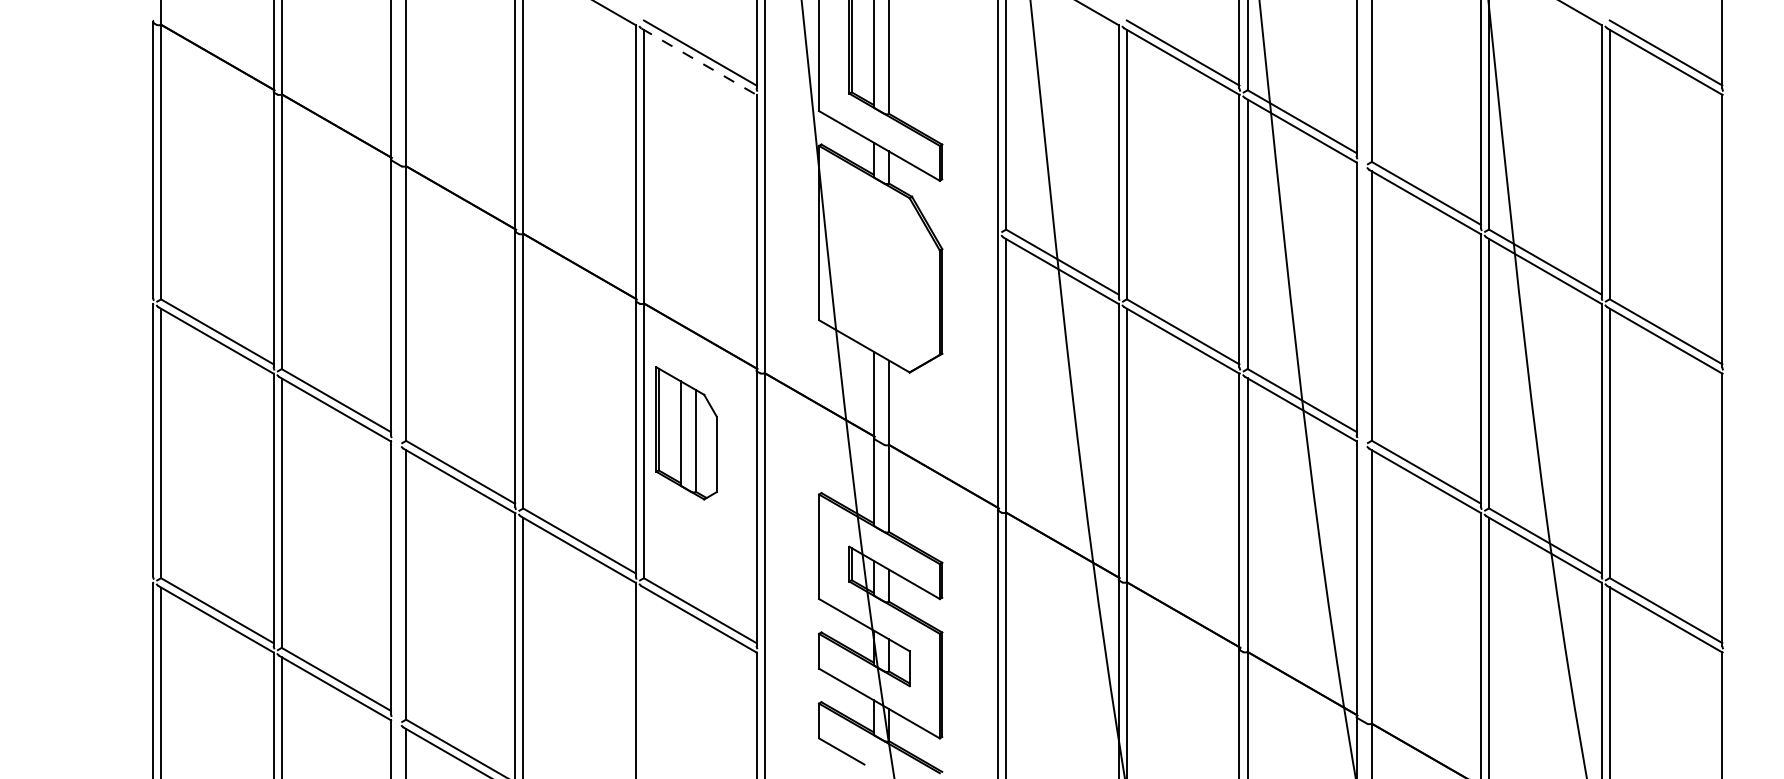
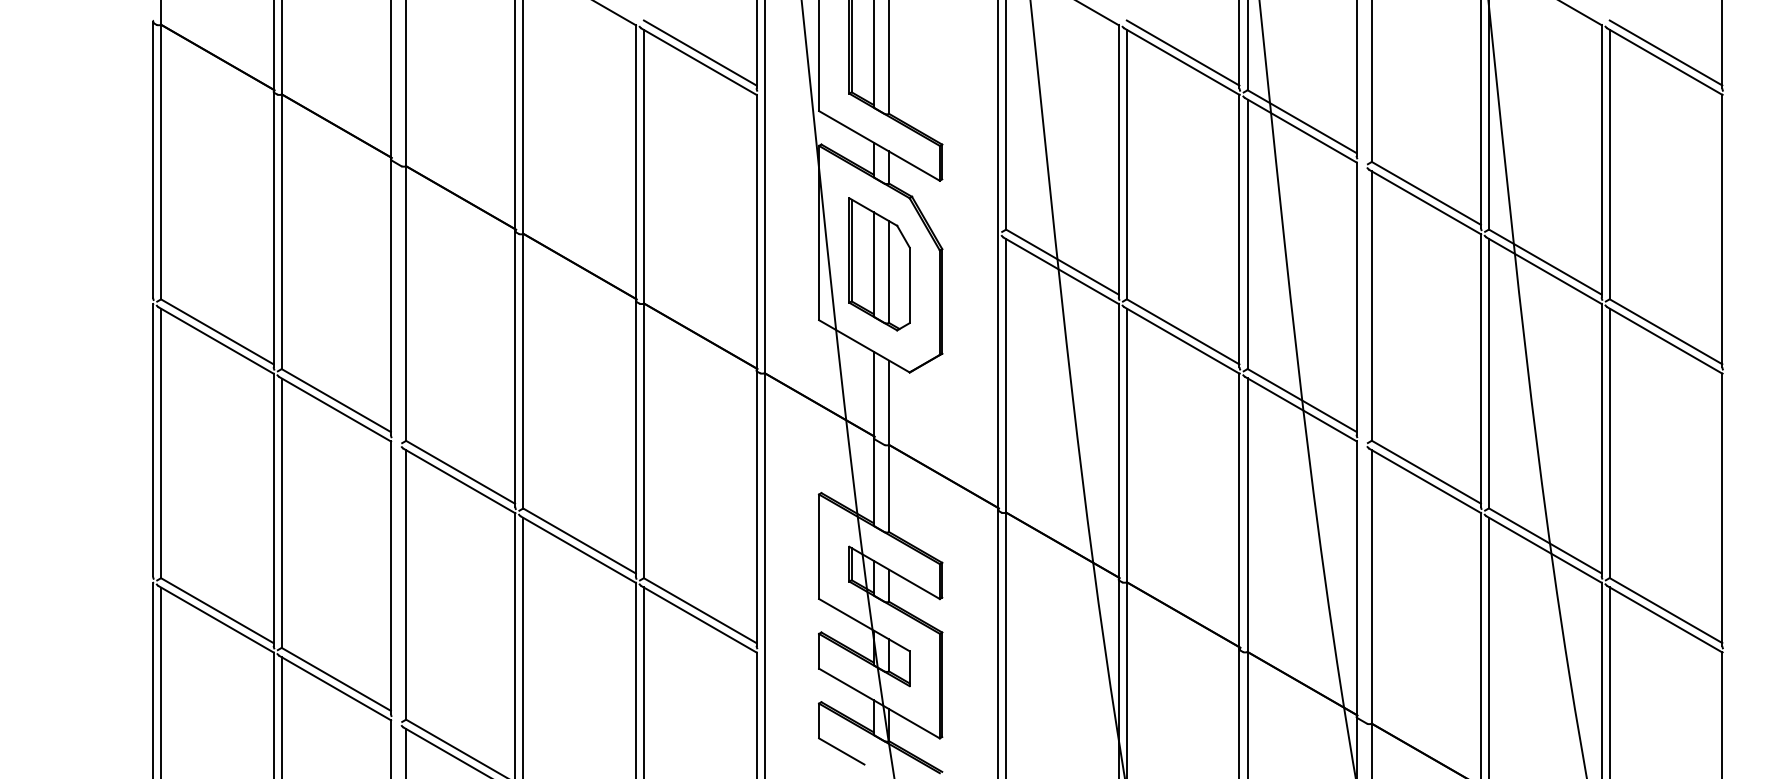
line: dashed -> solid (699, 62)
part position: (686, 433) -> (879, 264) (879, 264)
line: none -> present (643, 681)
